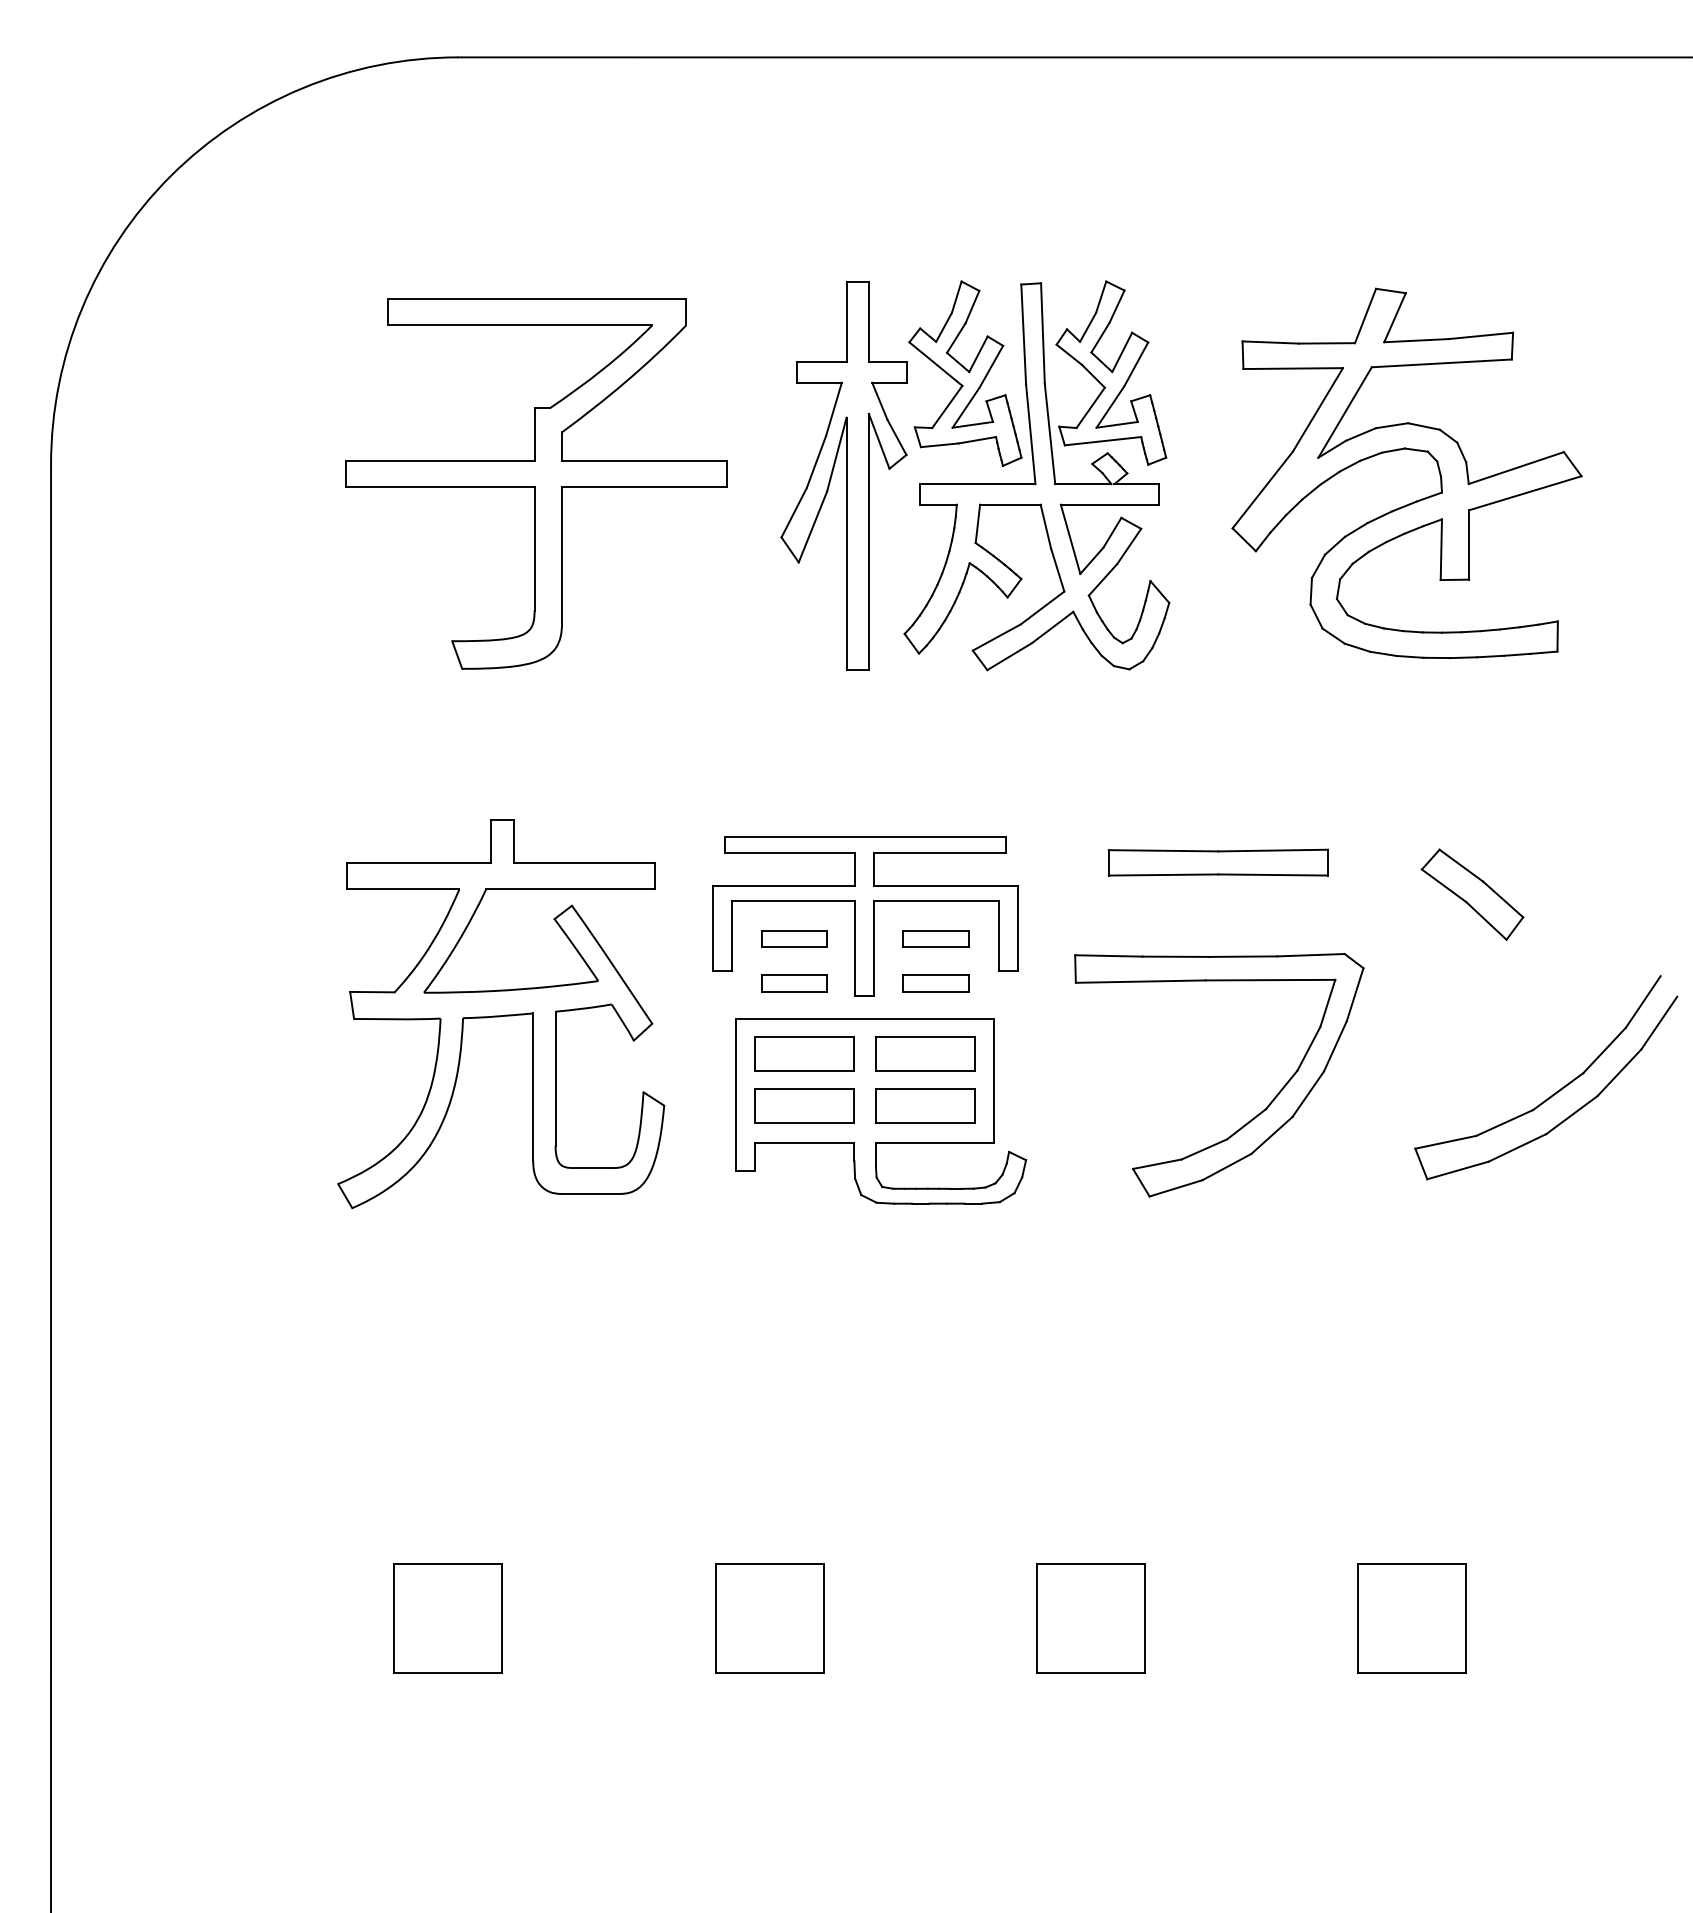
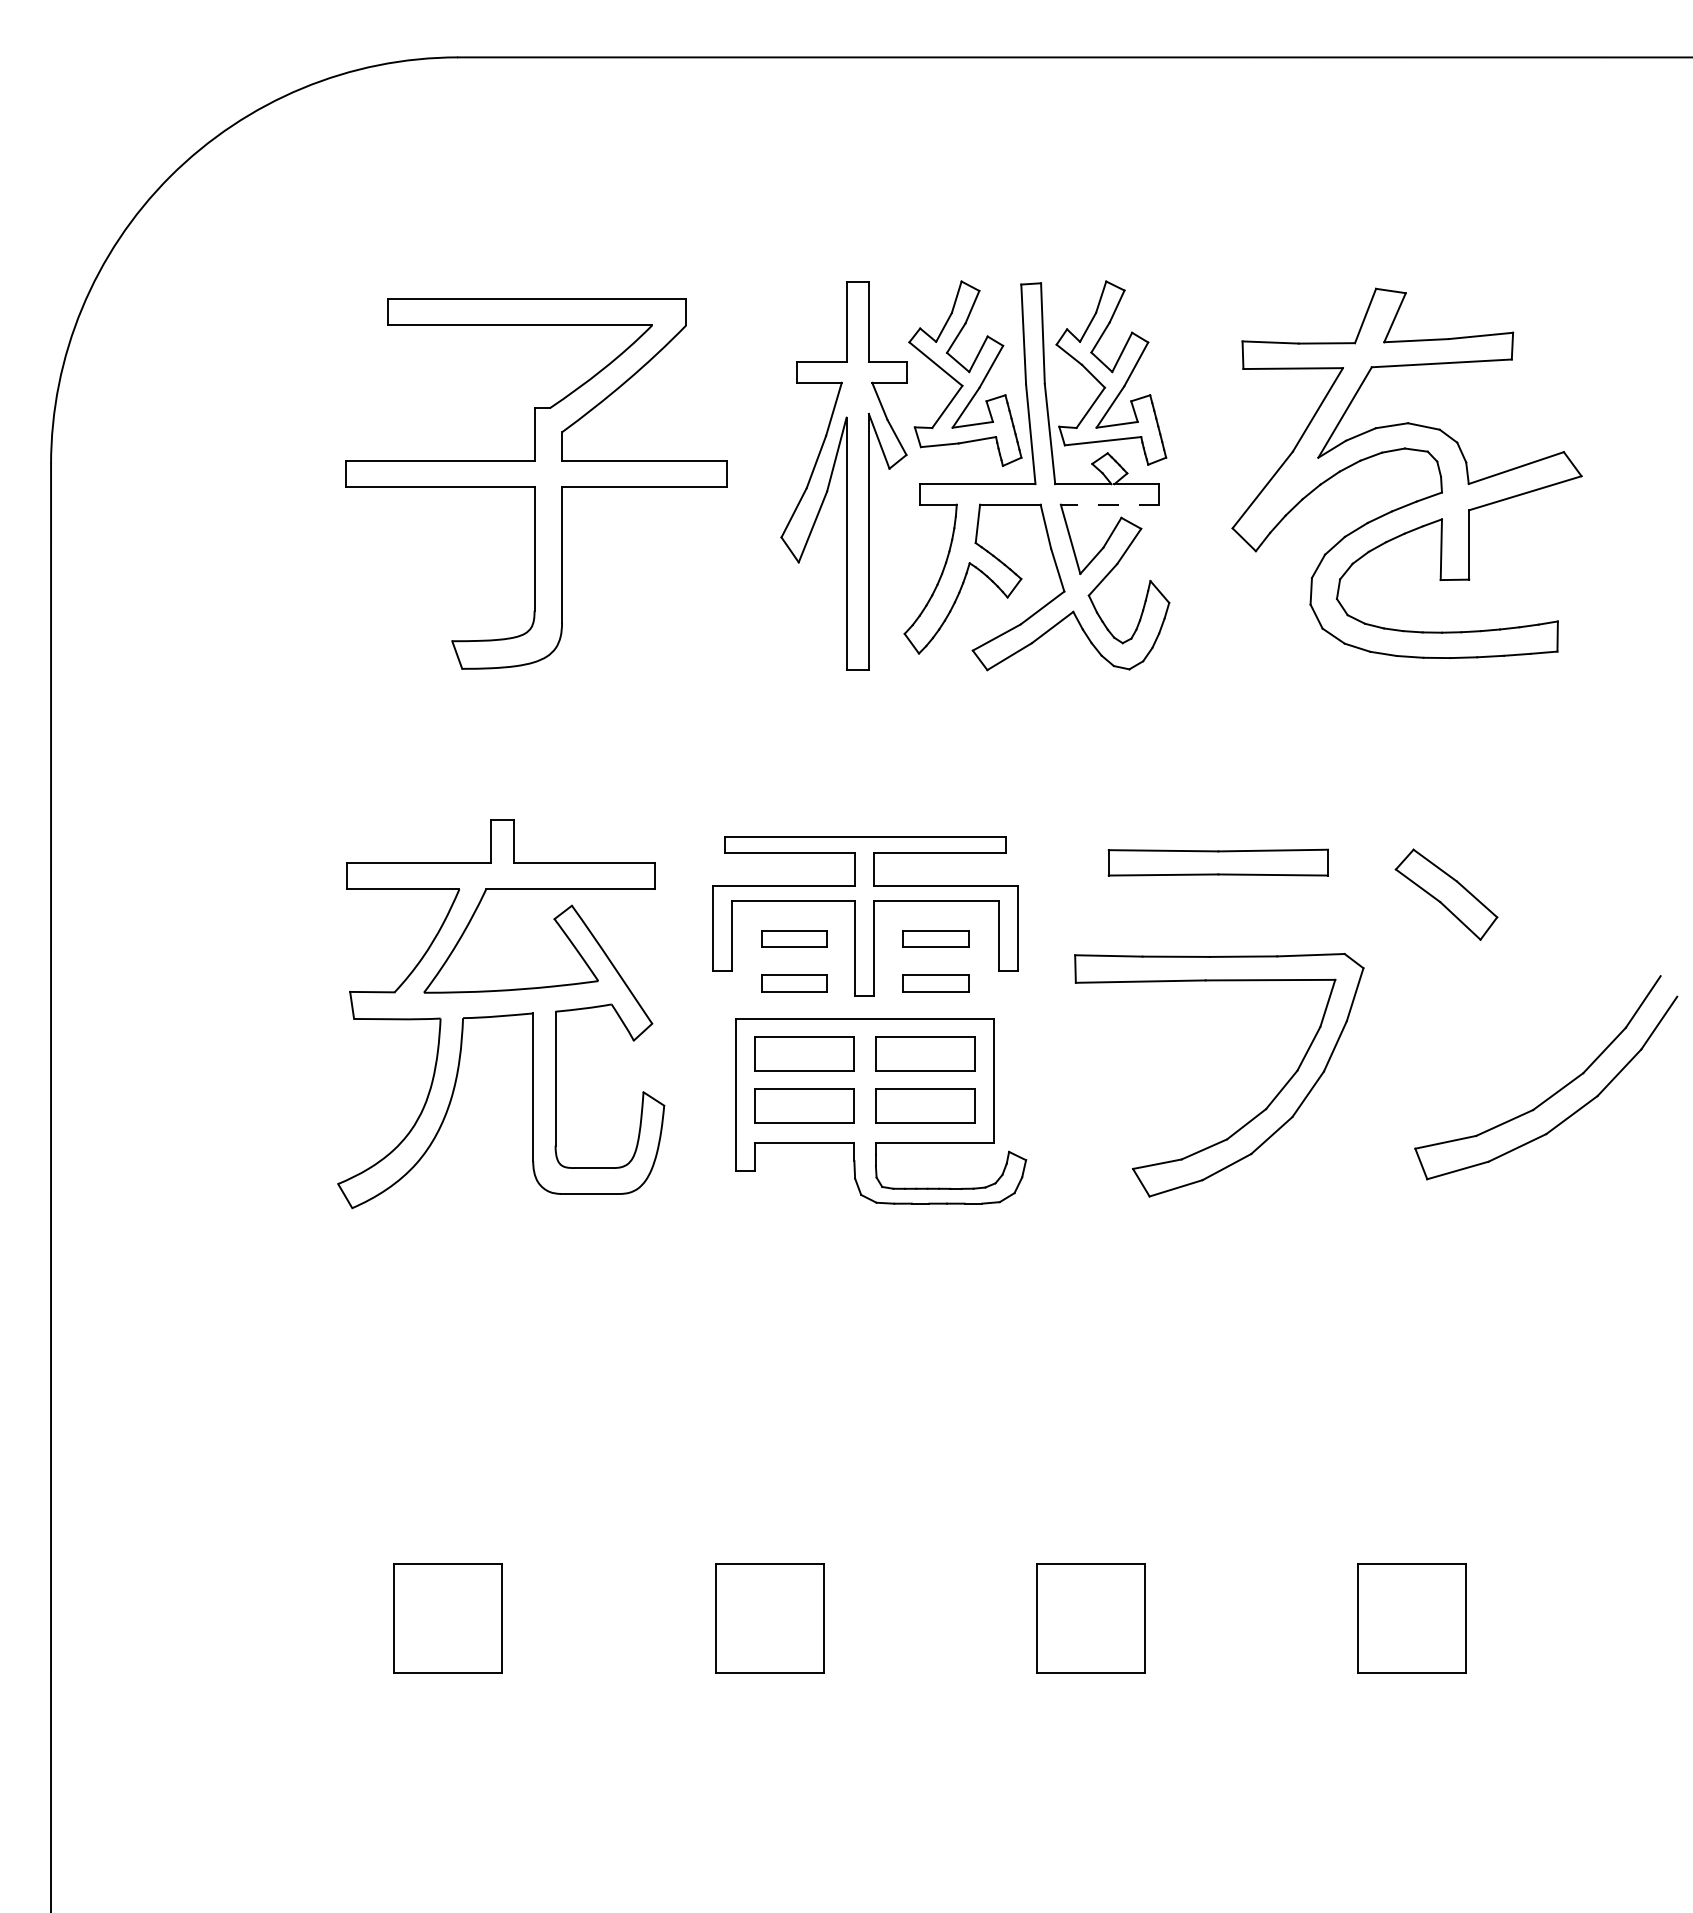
line: solid -> dashed (1109, 504)
part position: (1472, 894) -> (1446, 894) (1446, 894)
